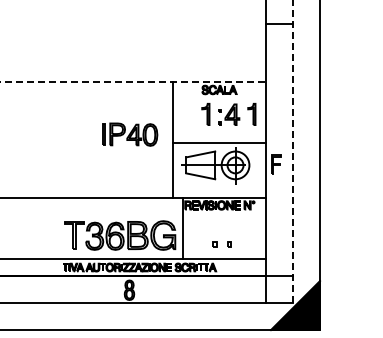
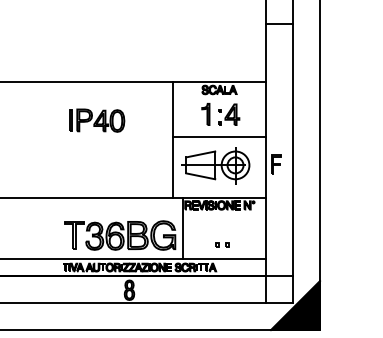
line: dashed -> solid (133, 82)
part: present -> none (251, 114)
part position: (130, 134) -> (97, 120) (97, 120)
line position: (218, 143) -> (218, 137) (218, 137)
line: dashed -> solid (292, 150)
part size: 20x7 px -> 15x6 px (222, 244)
